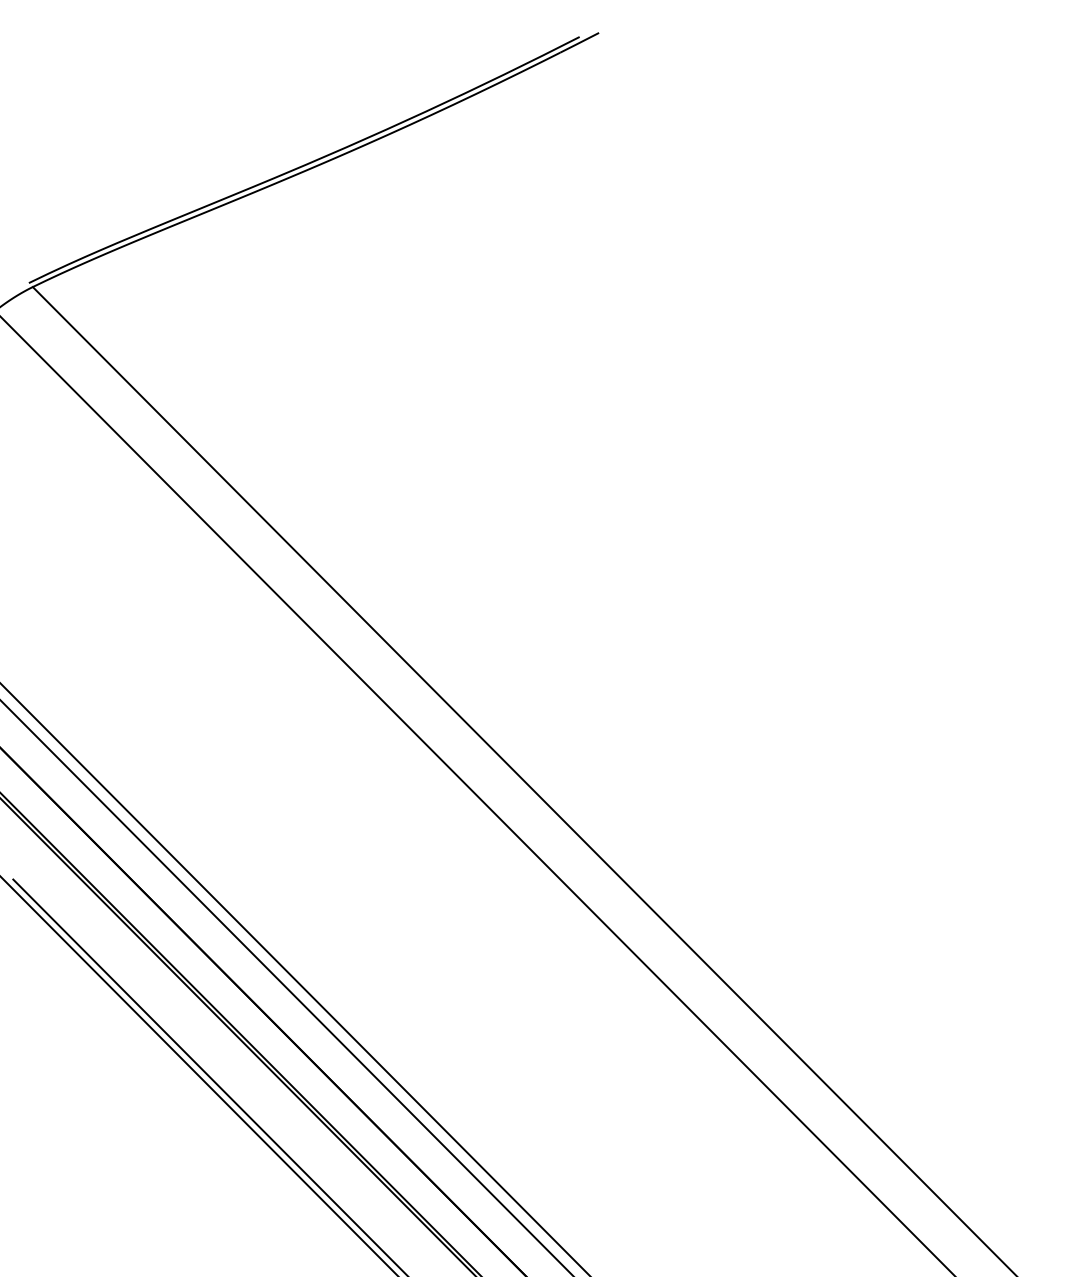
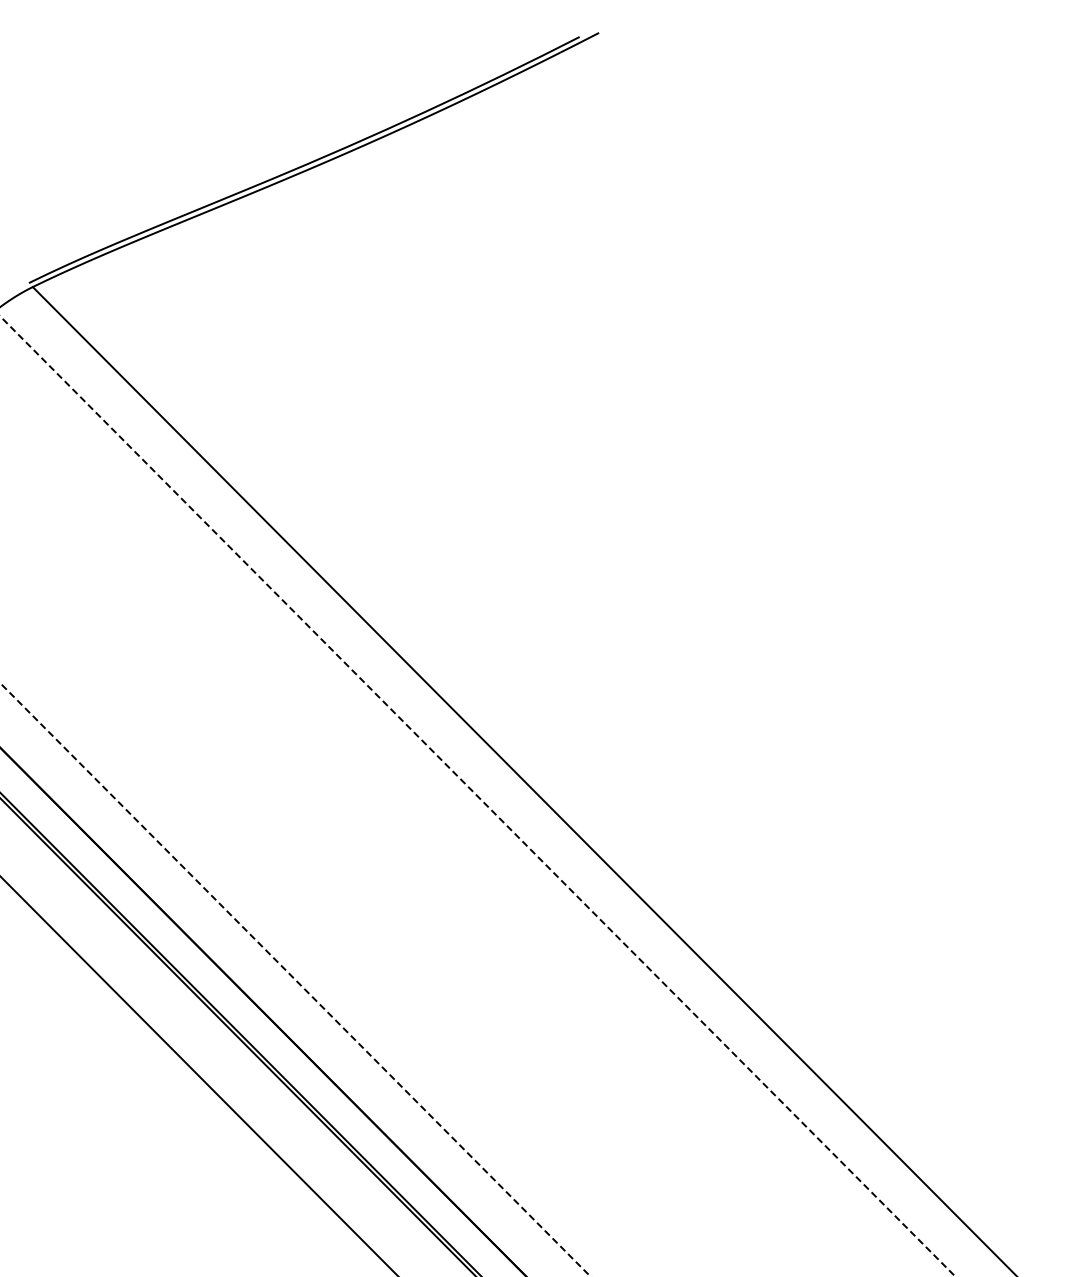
line: solid -> dashed (478, 796)
line: solid -> dashed (295, 980)
line: present -> none (286, 987)
line: present -> none (209, 1076)
